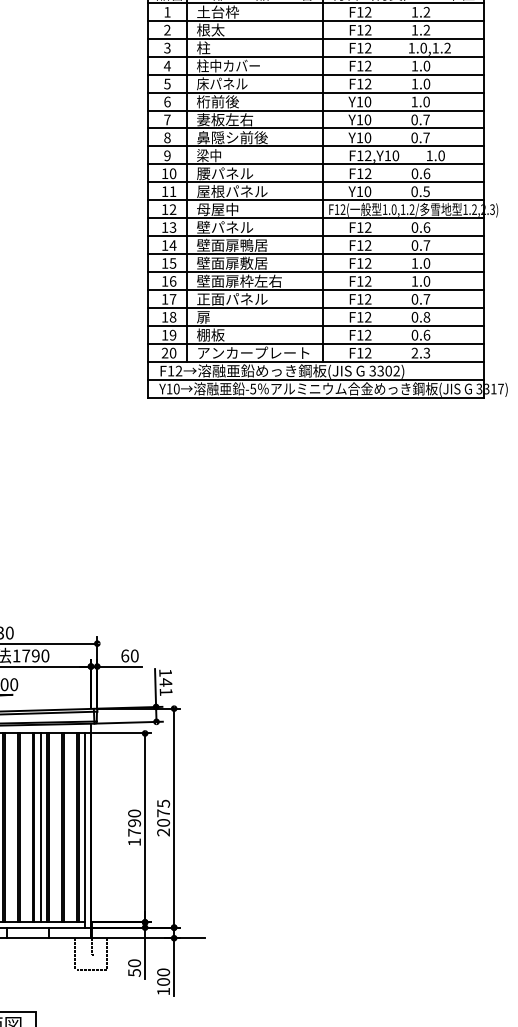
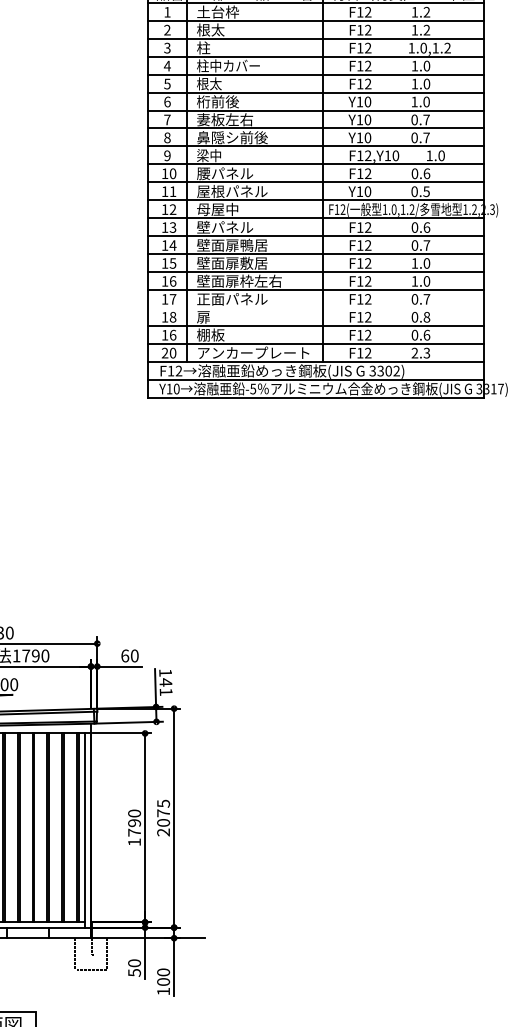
text: 床パネル -> 根太 (222, 83)
line: present -> none (315, 307)
text: 19 -> 16 (172, 334)
line: present -> none (40, 827)
